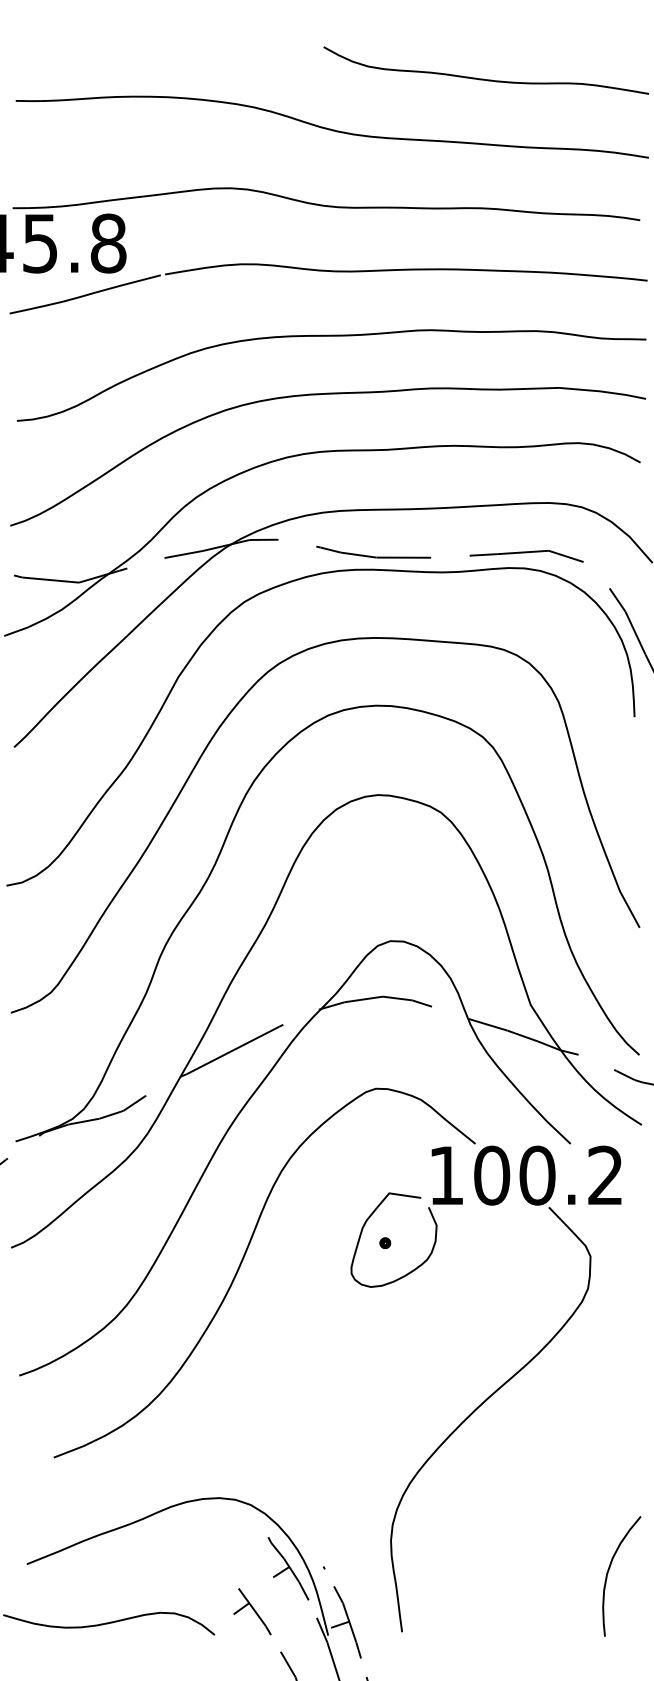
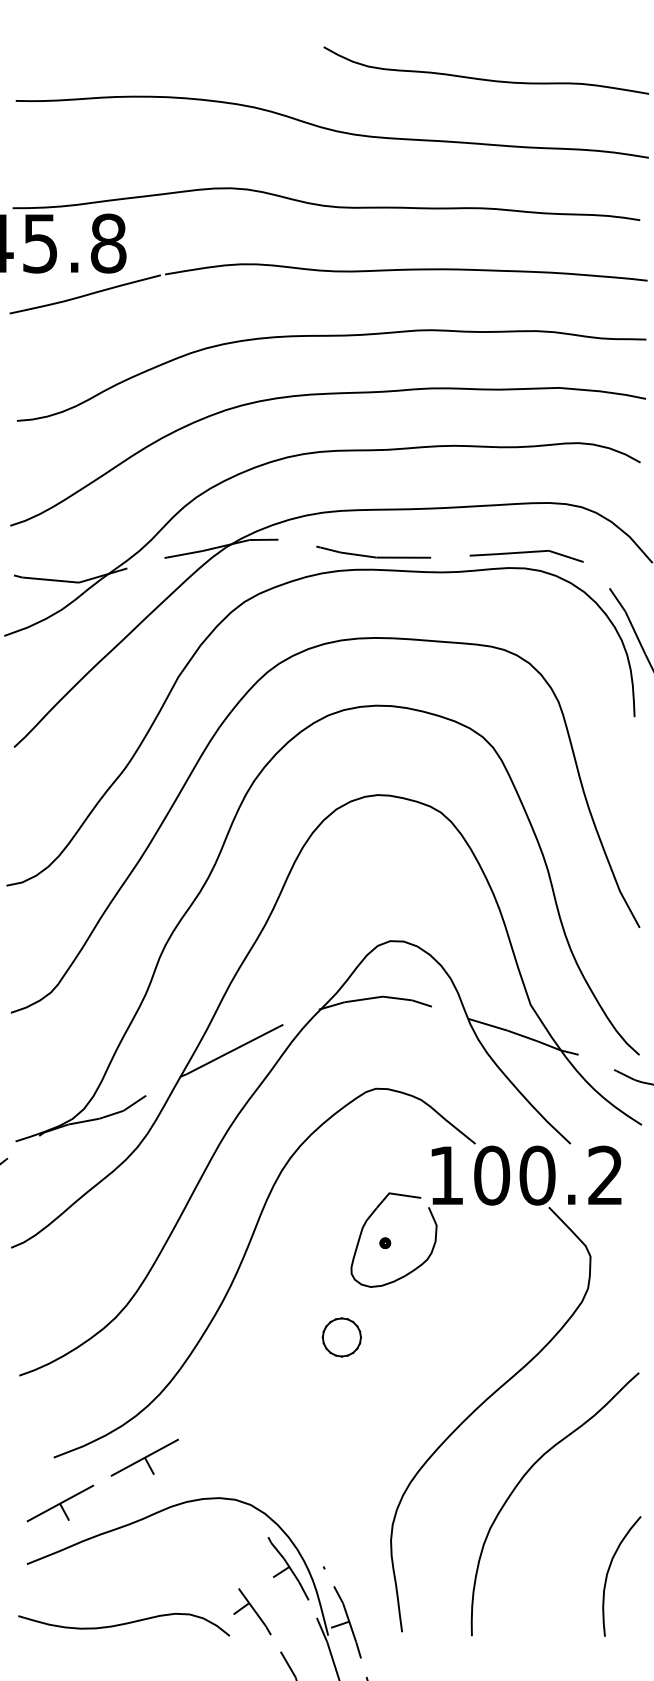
part: none -> present (341, 1337)
part: none -> present (110, 1475)
curve: none -> present (521, 1481)
curve position: (109, 1623) -> (124, 1624) (124, 1624)
